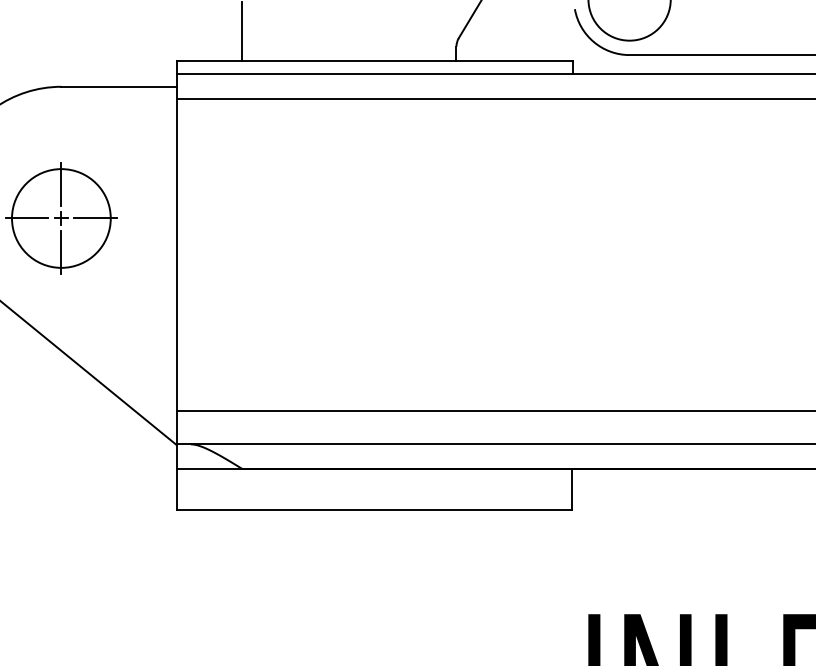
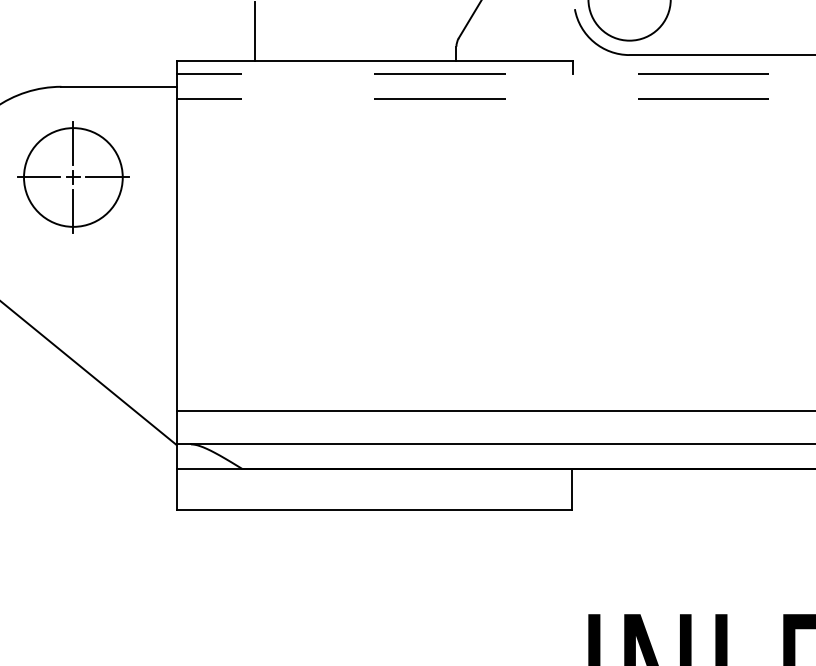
line position: (242, 31) -> (255, 31) (255, 31)
line: solid -> dashed (495, 73)
line: solid -> dashed (495, 98)
part position: (61, 218) -> (73, 177) (73, 177)
